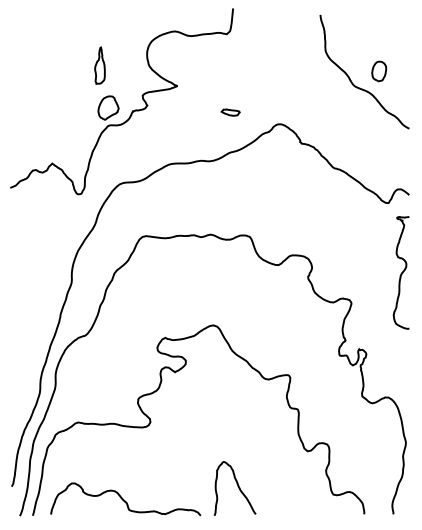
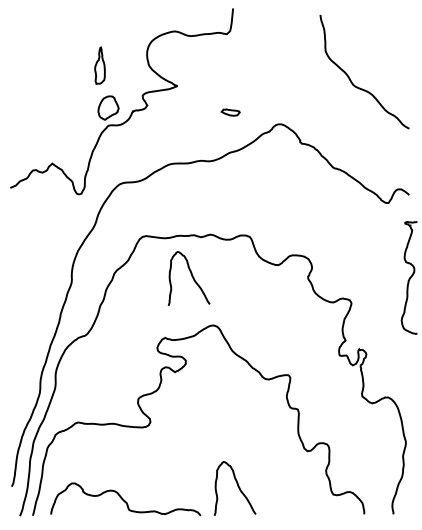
part: present -> none (379, 71)
curve position: (401, 272) -> (409, 277) (409, 277)
curve: none -> present (191, 276)
